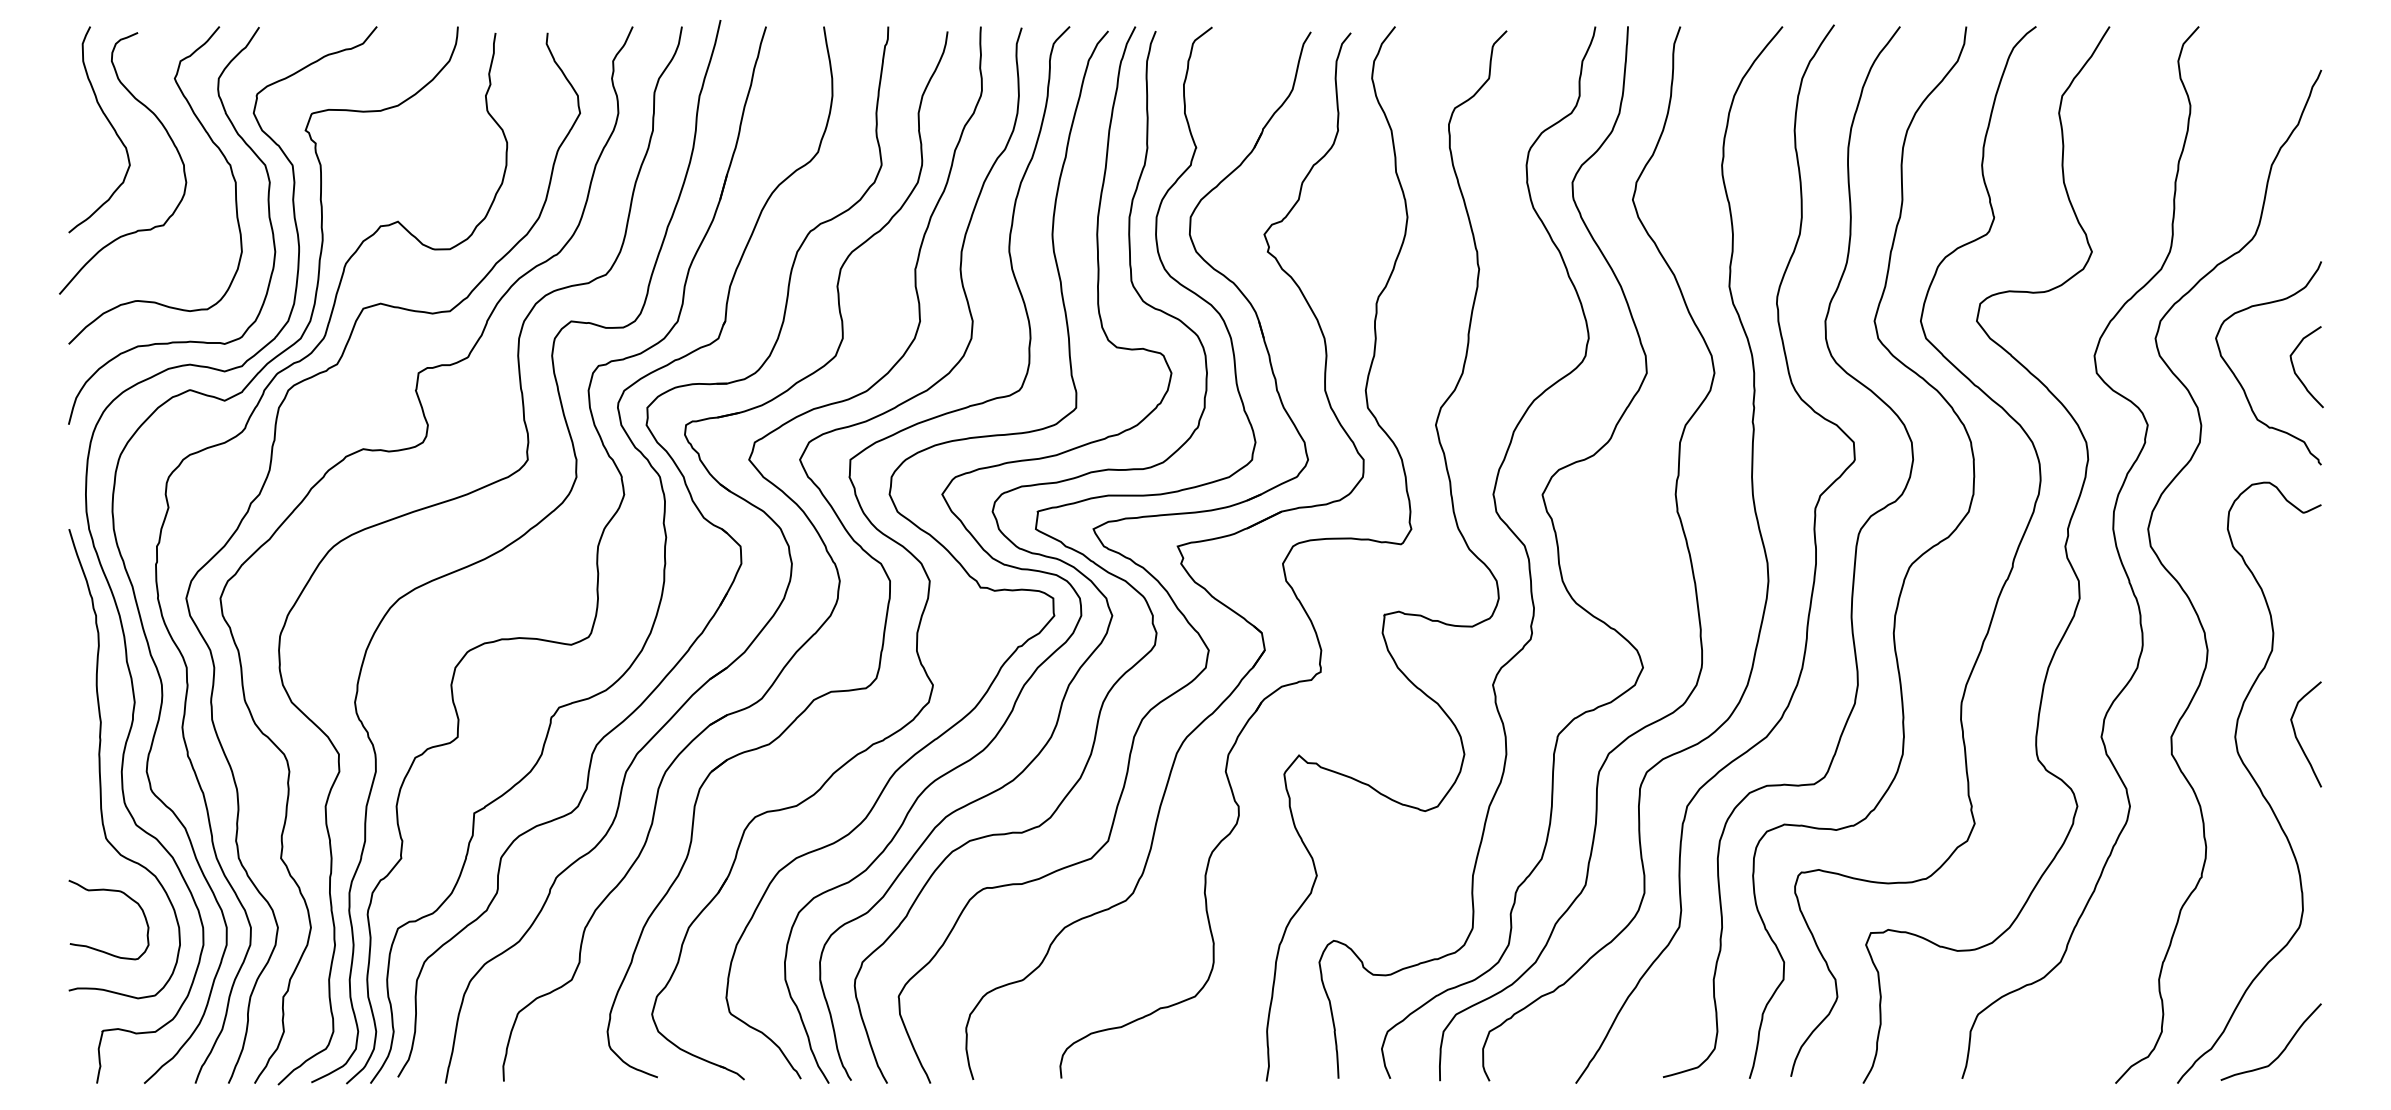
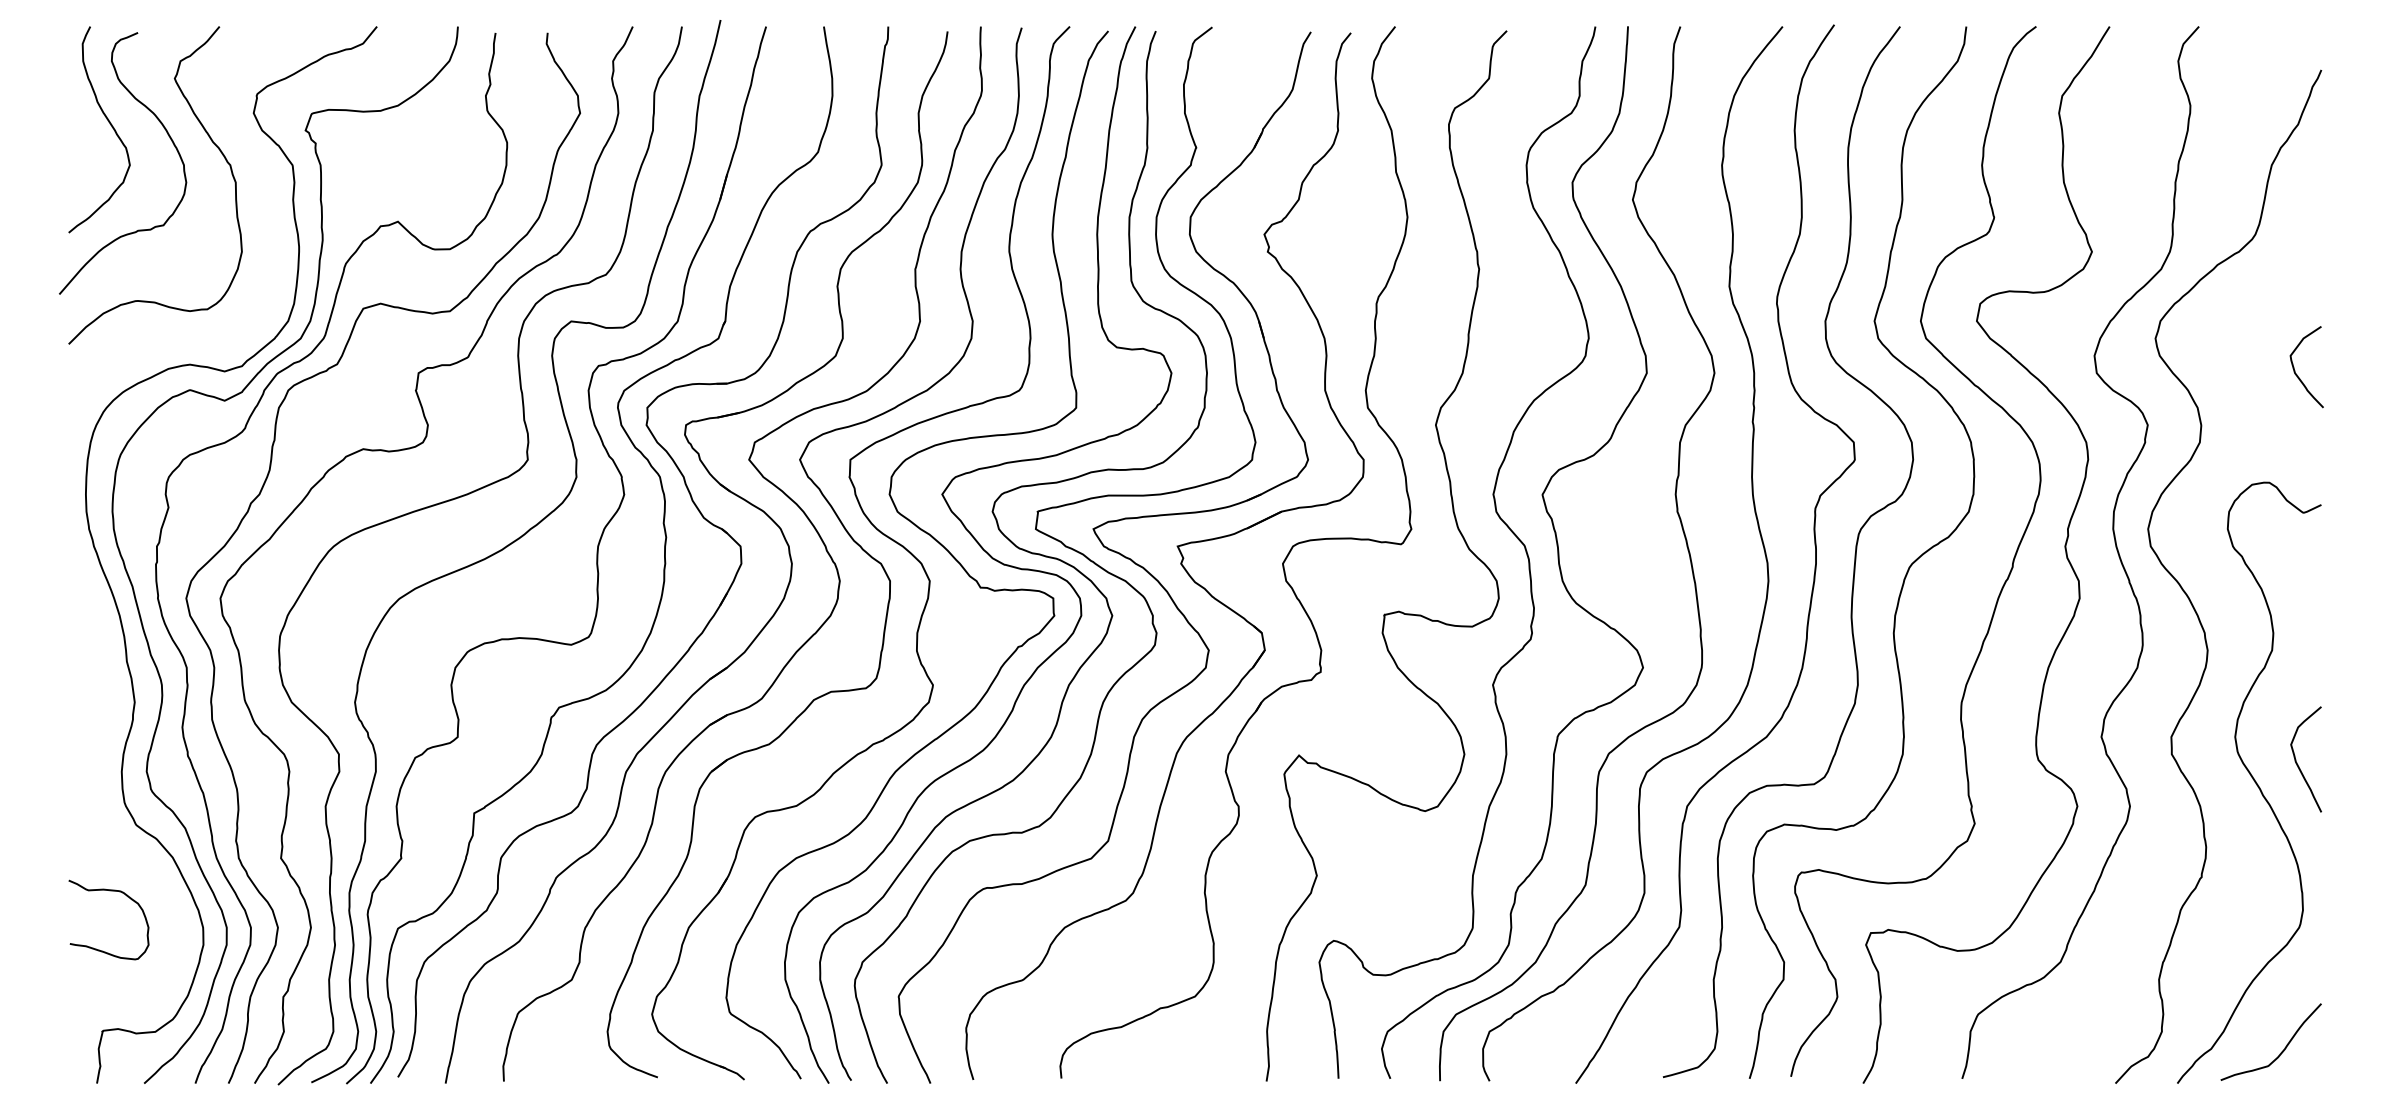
curve: present -> none (268, 218)
curve: present -> none (2240, 382)
curve position: (2297, 737) -> (2297, 762) (2297, 762)
curve: present -> none (100, 764)
